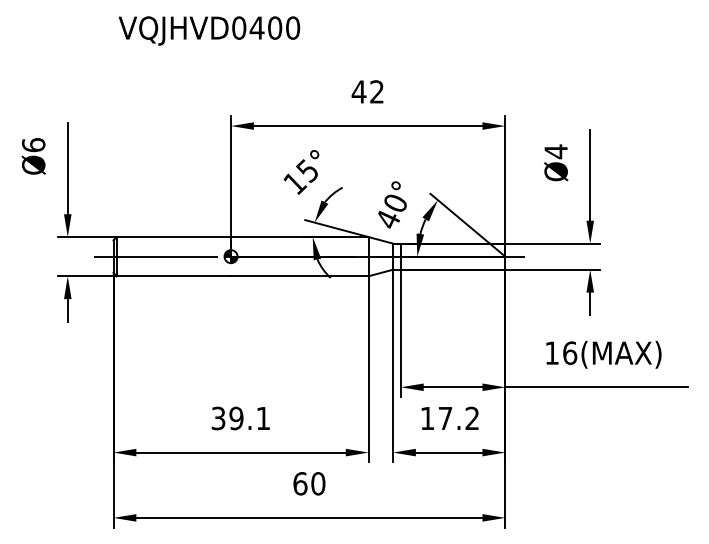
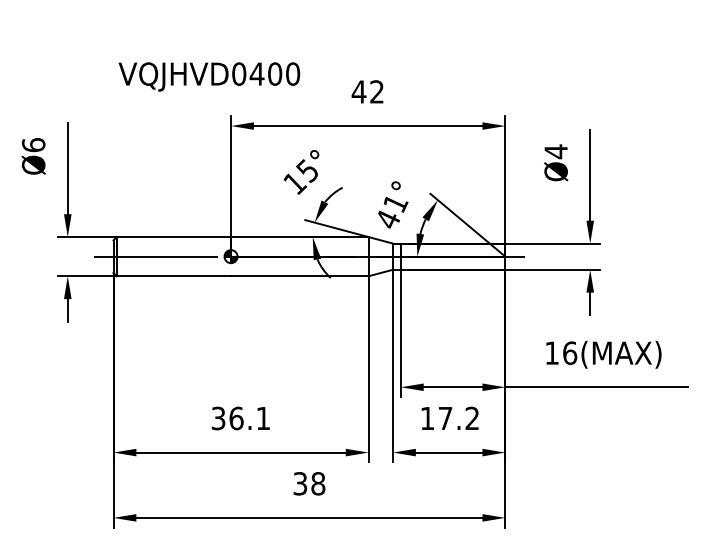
text position: (209, 30) -> (209, 76) (209, 76)
text: 40° -> 41° (396, 203)
text: 39.1 -> 36.1 (236, 418)
text: 60 -> 38 (309, 483)
